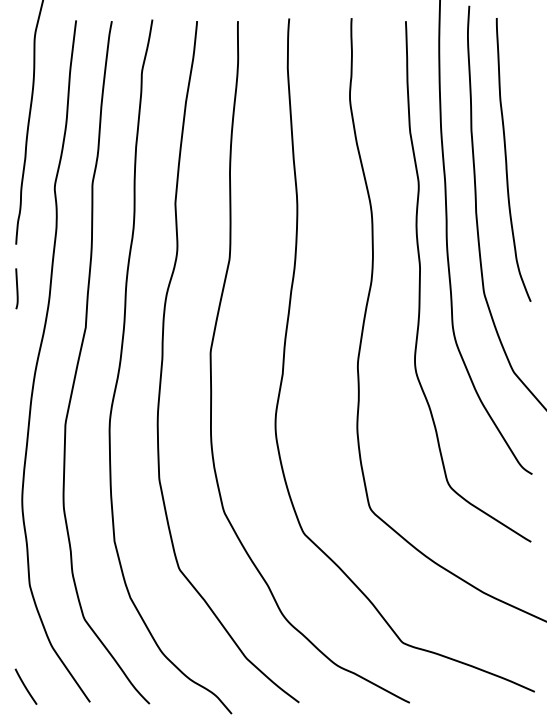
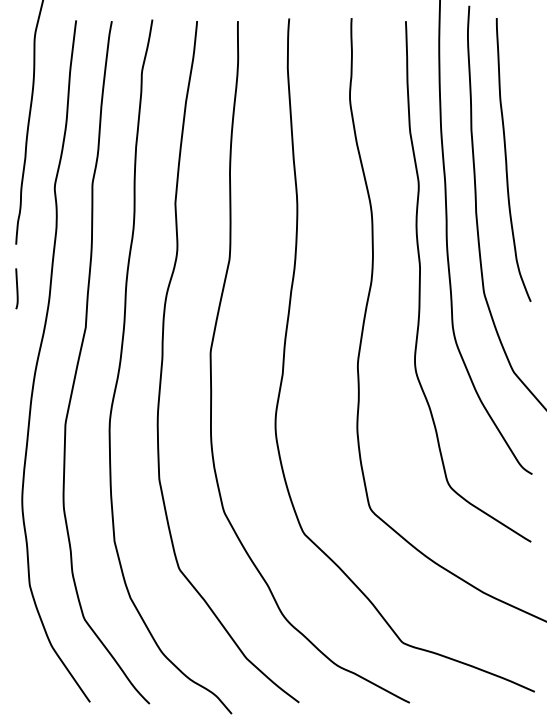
line: present -> none (25, 686)
